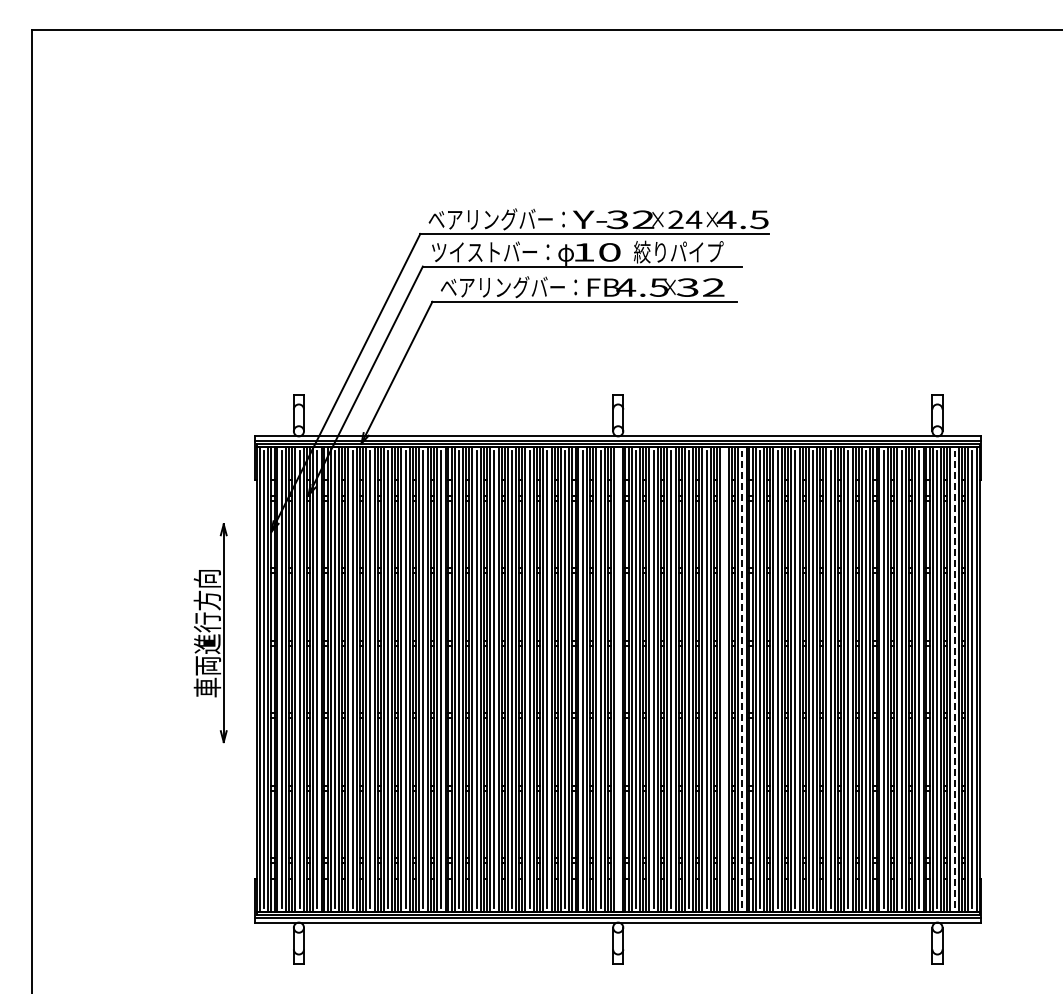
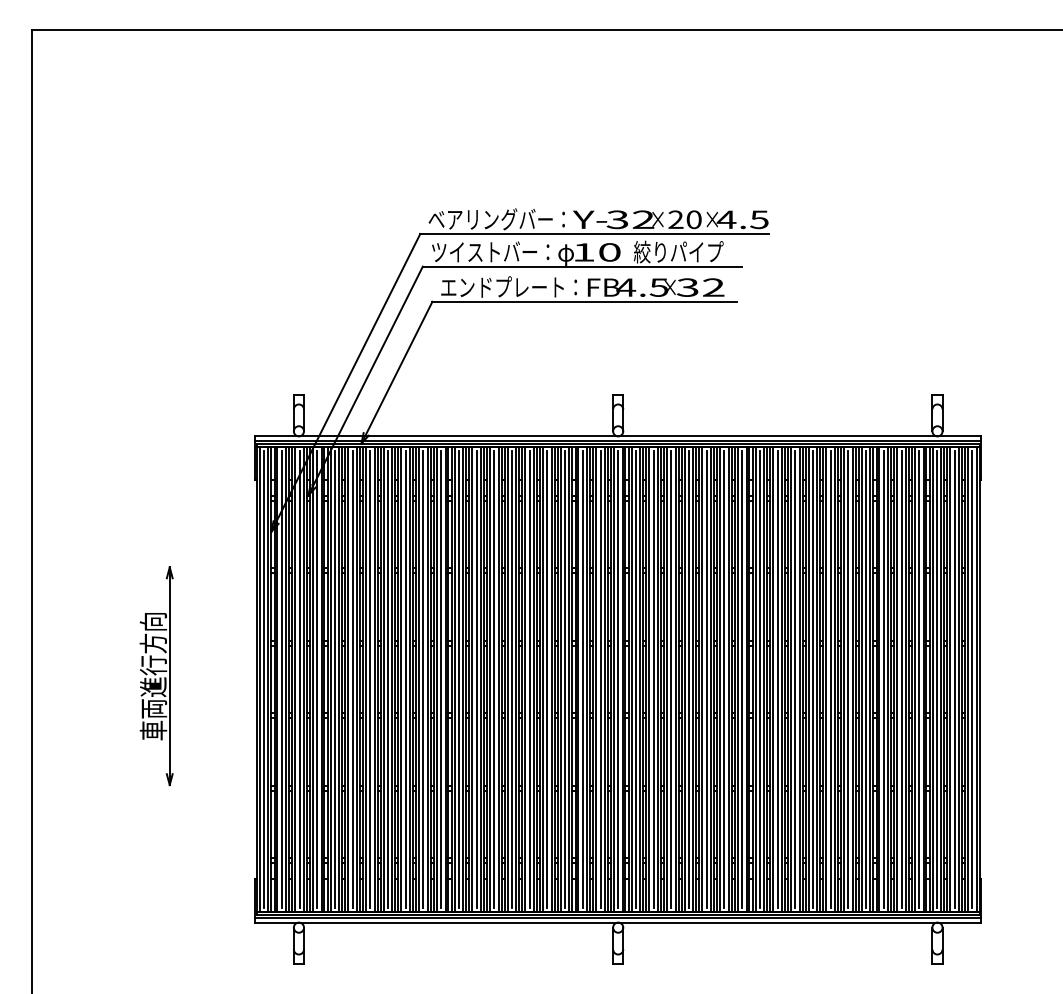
text: 24 -> 20 (693, 219)
text: ベアリングバー： -> エンドプレート： (502, 287)
part position: (210, 633) -> (156, 676) (156, 676)
line: none -> present (618, 679)
line: none -> present (724, 679)
line: dashed -> solid (742, 679)
line: dashed -> solid (954, 679)
